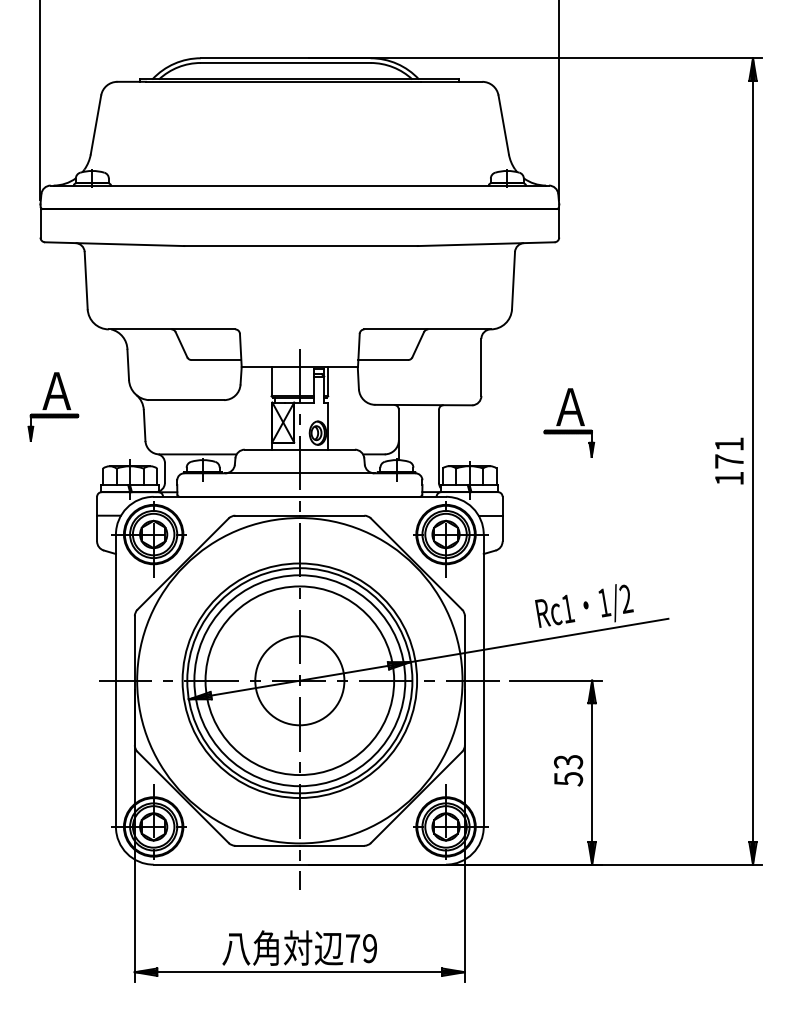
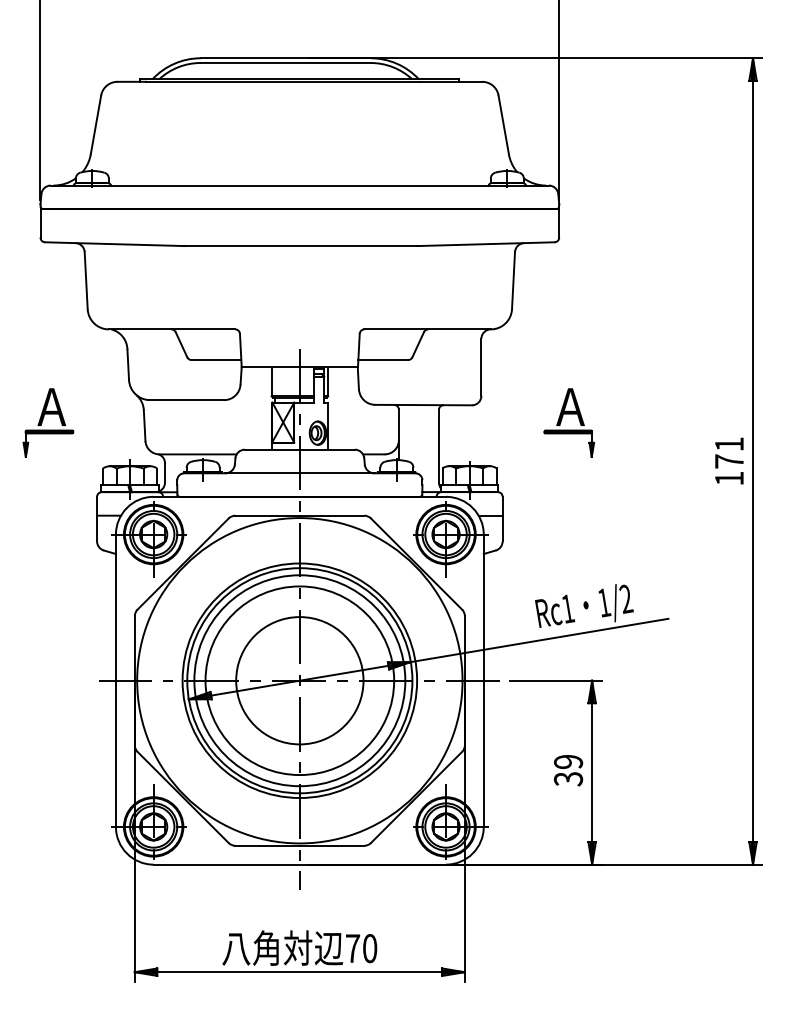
part position: (53, 406) -> (48, 422) (48, 422)
circle diameter: 89 px -> 127 px (299, 680)
text: 53 -> 39 (568, 770)
text: 79 -> 70 (370, 948)
